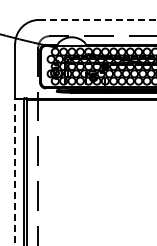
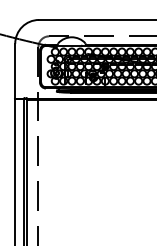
line: dashed -> solid (98, 19)
line: dashed -> solid (14, 171)
